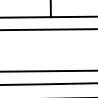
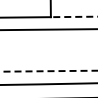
line: solid -> dashed (73, 16)
line: solid -> dashed (49, 71)
